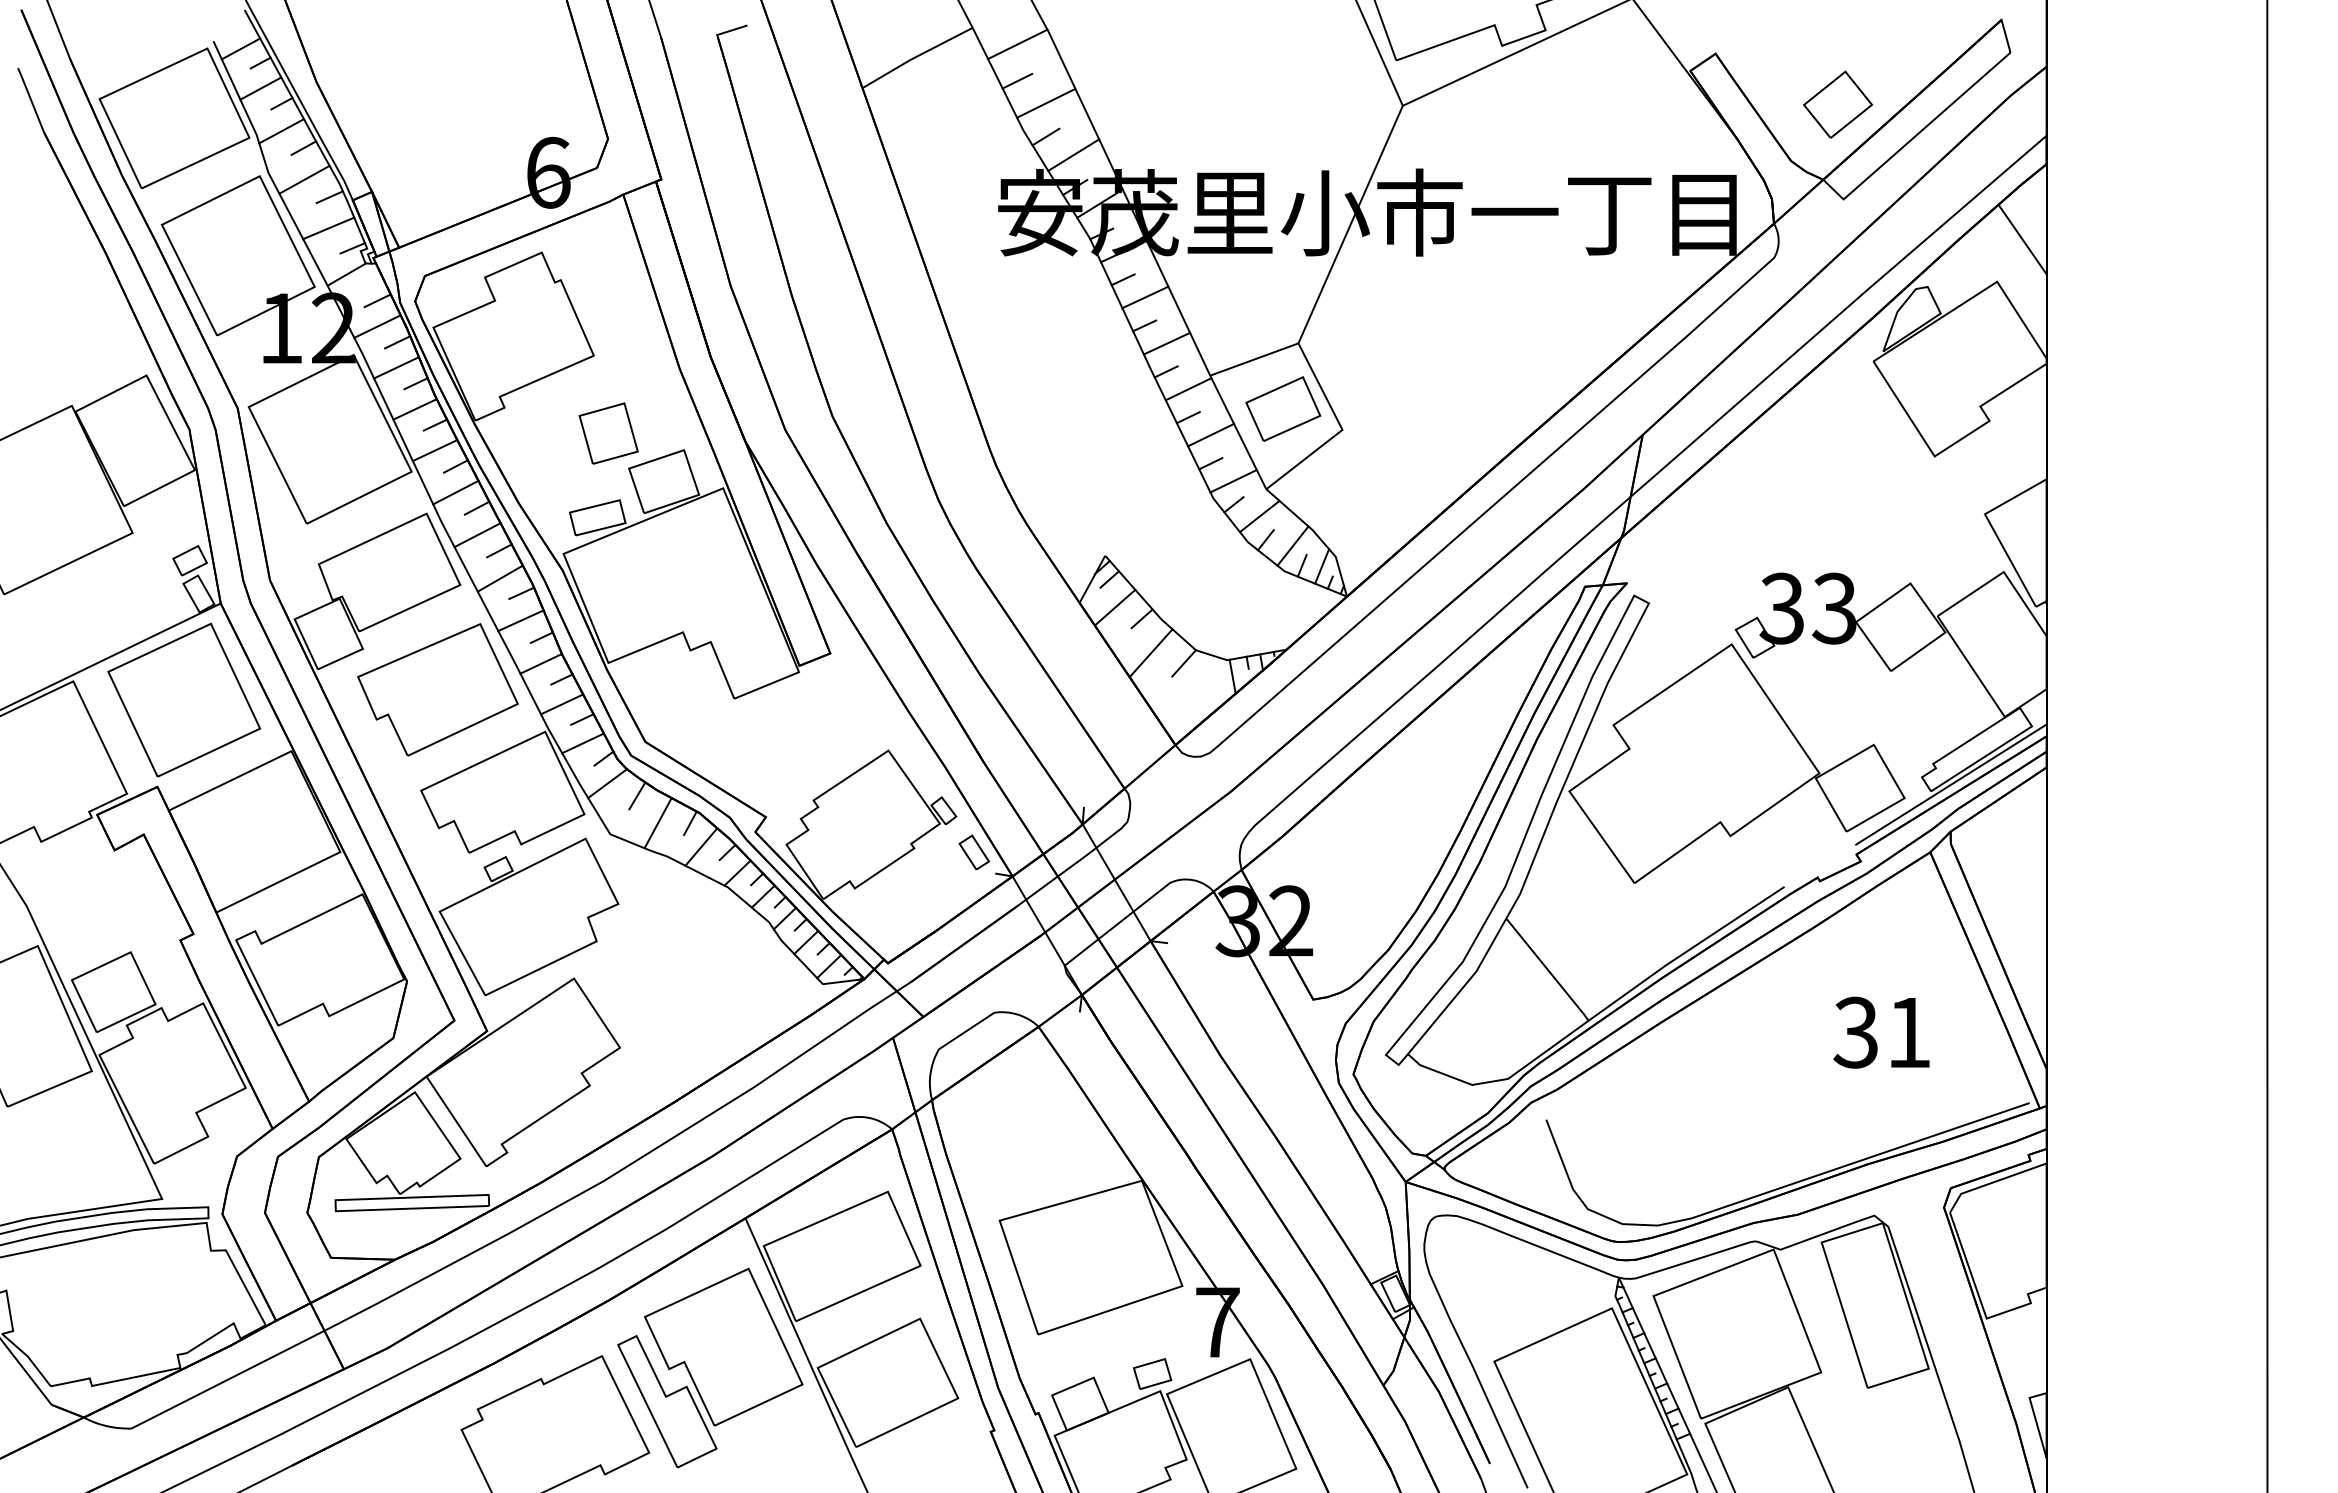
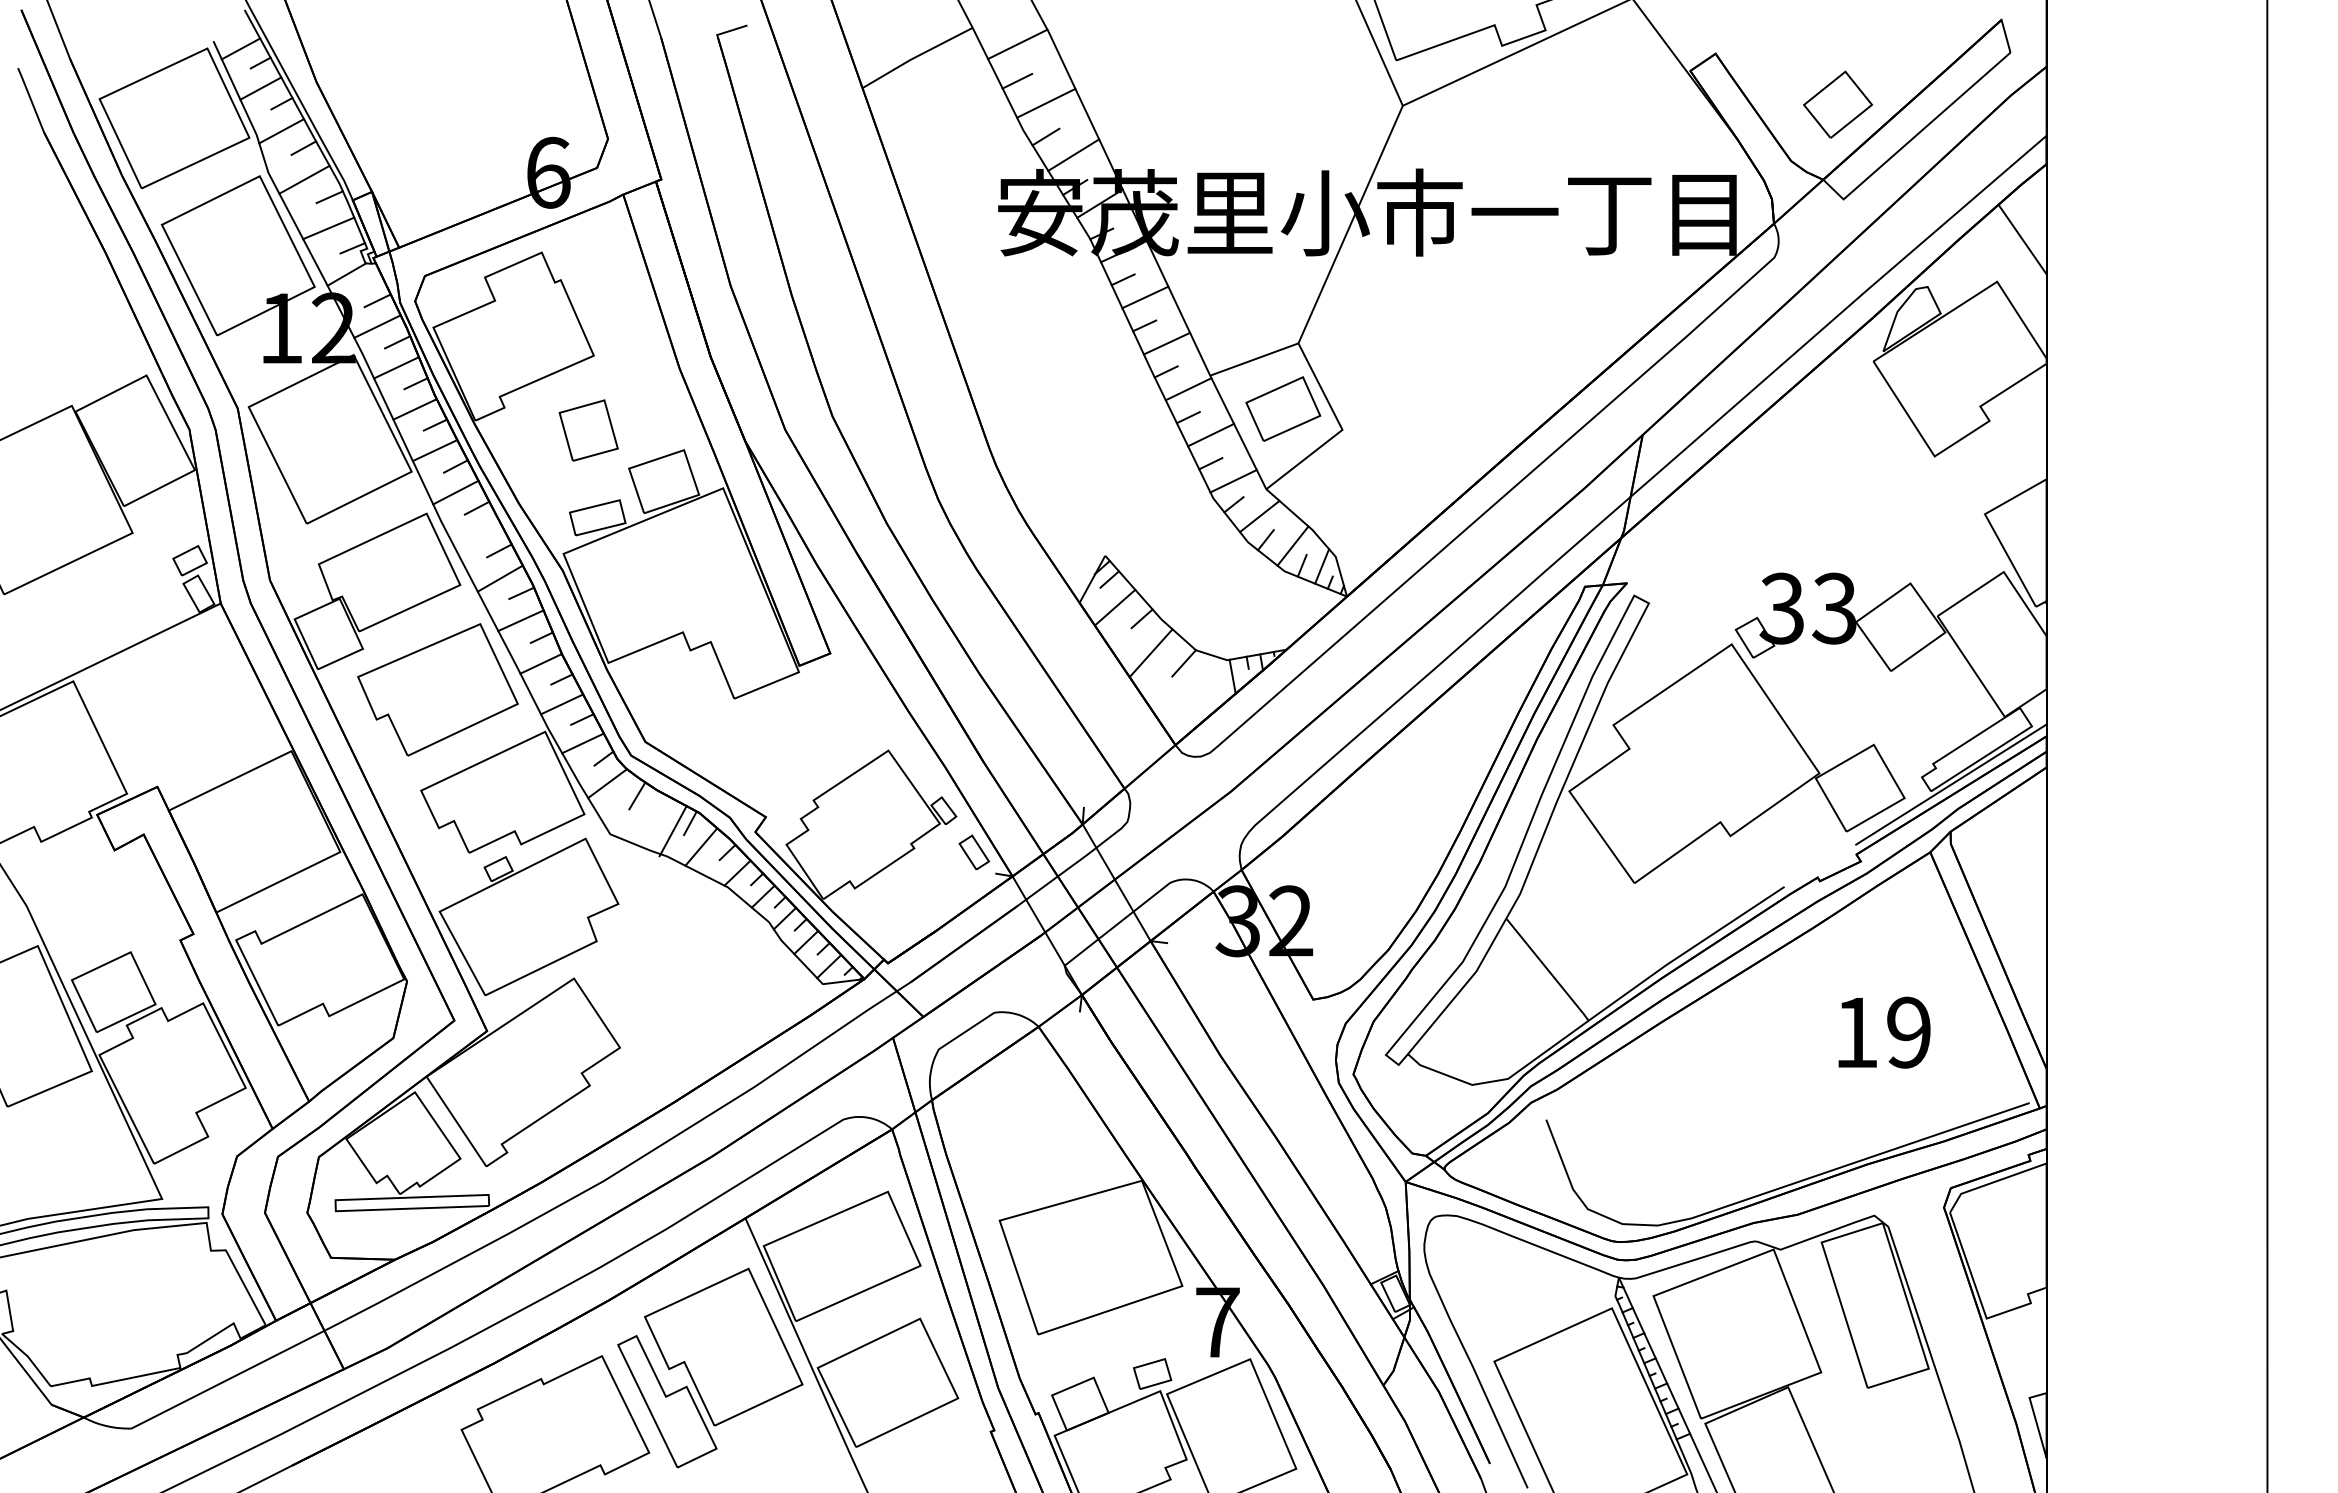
part position: (608, 433) -> (588, 430) (588, 430)
line: present -> none (477, 535)
part: present -> none (184, 699)
line position: (657, 823) -> (672, 831) (672, 831)
text: 31 -> 19 (1881, 1032)
